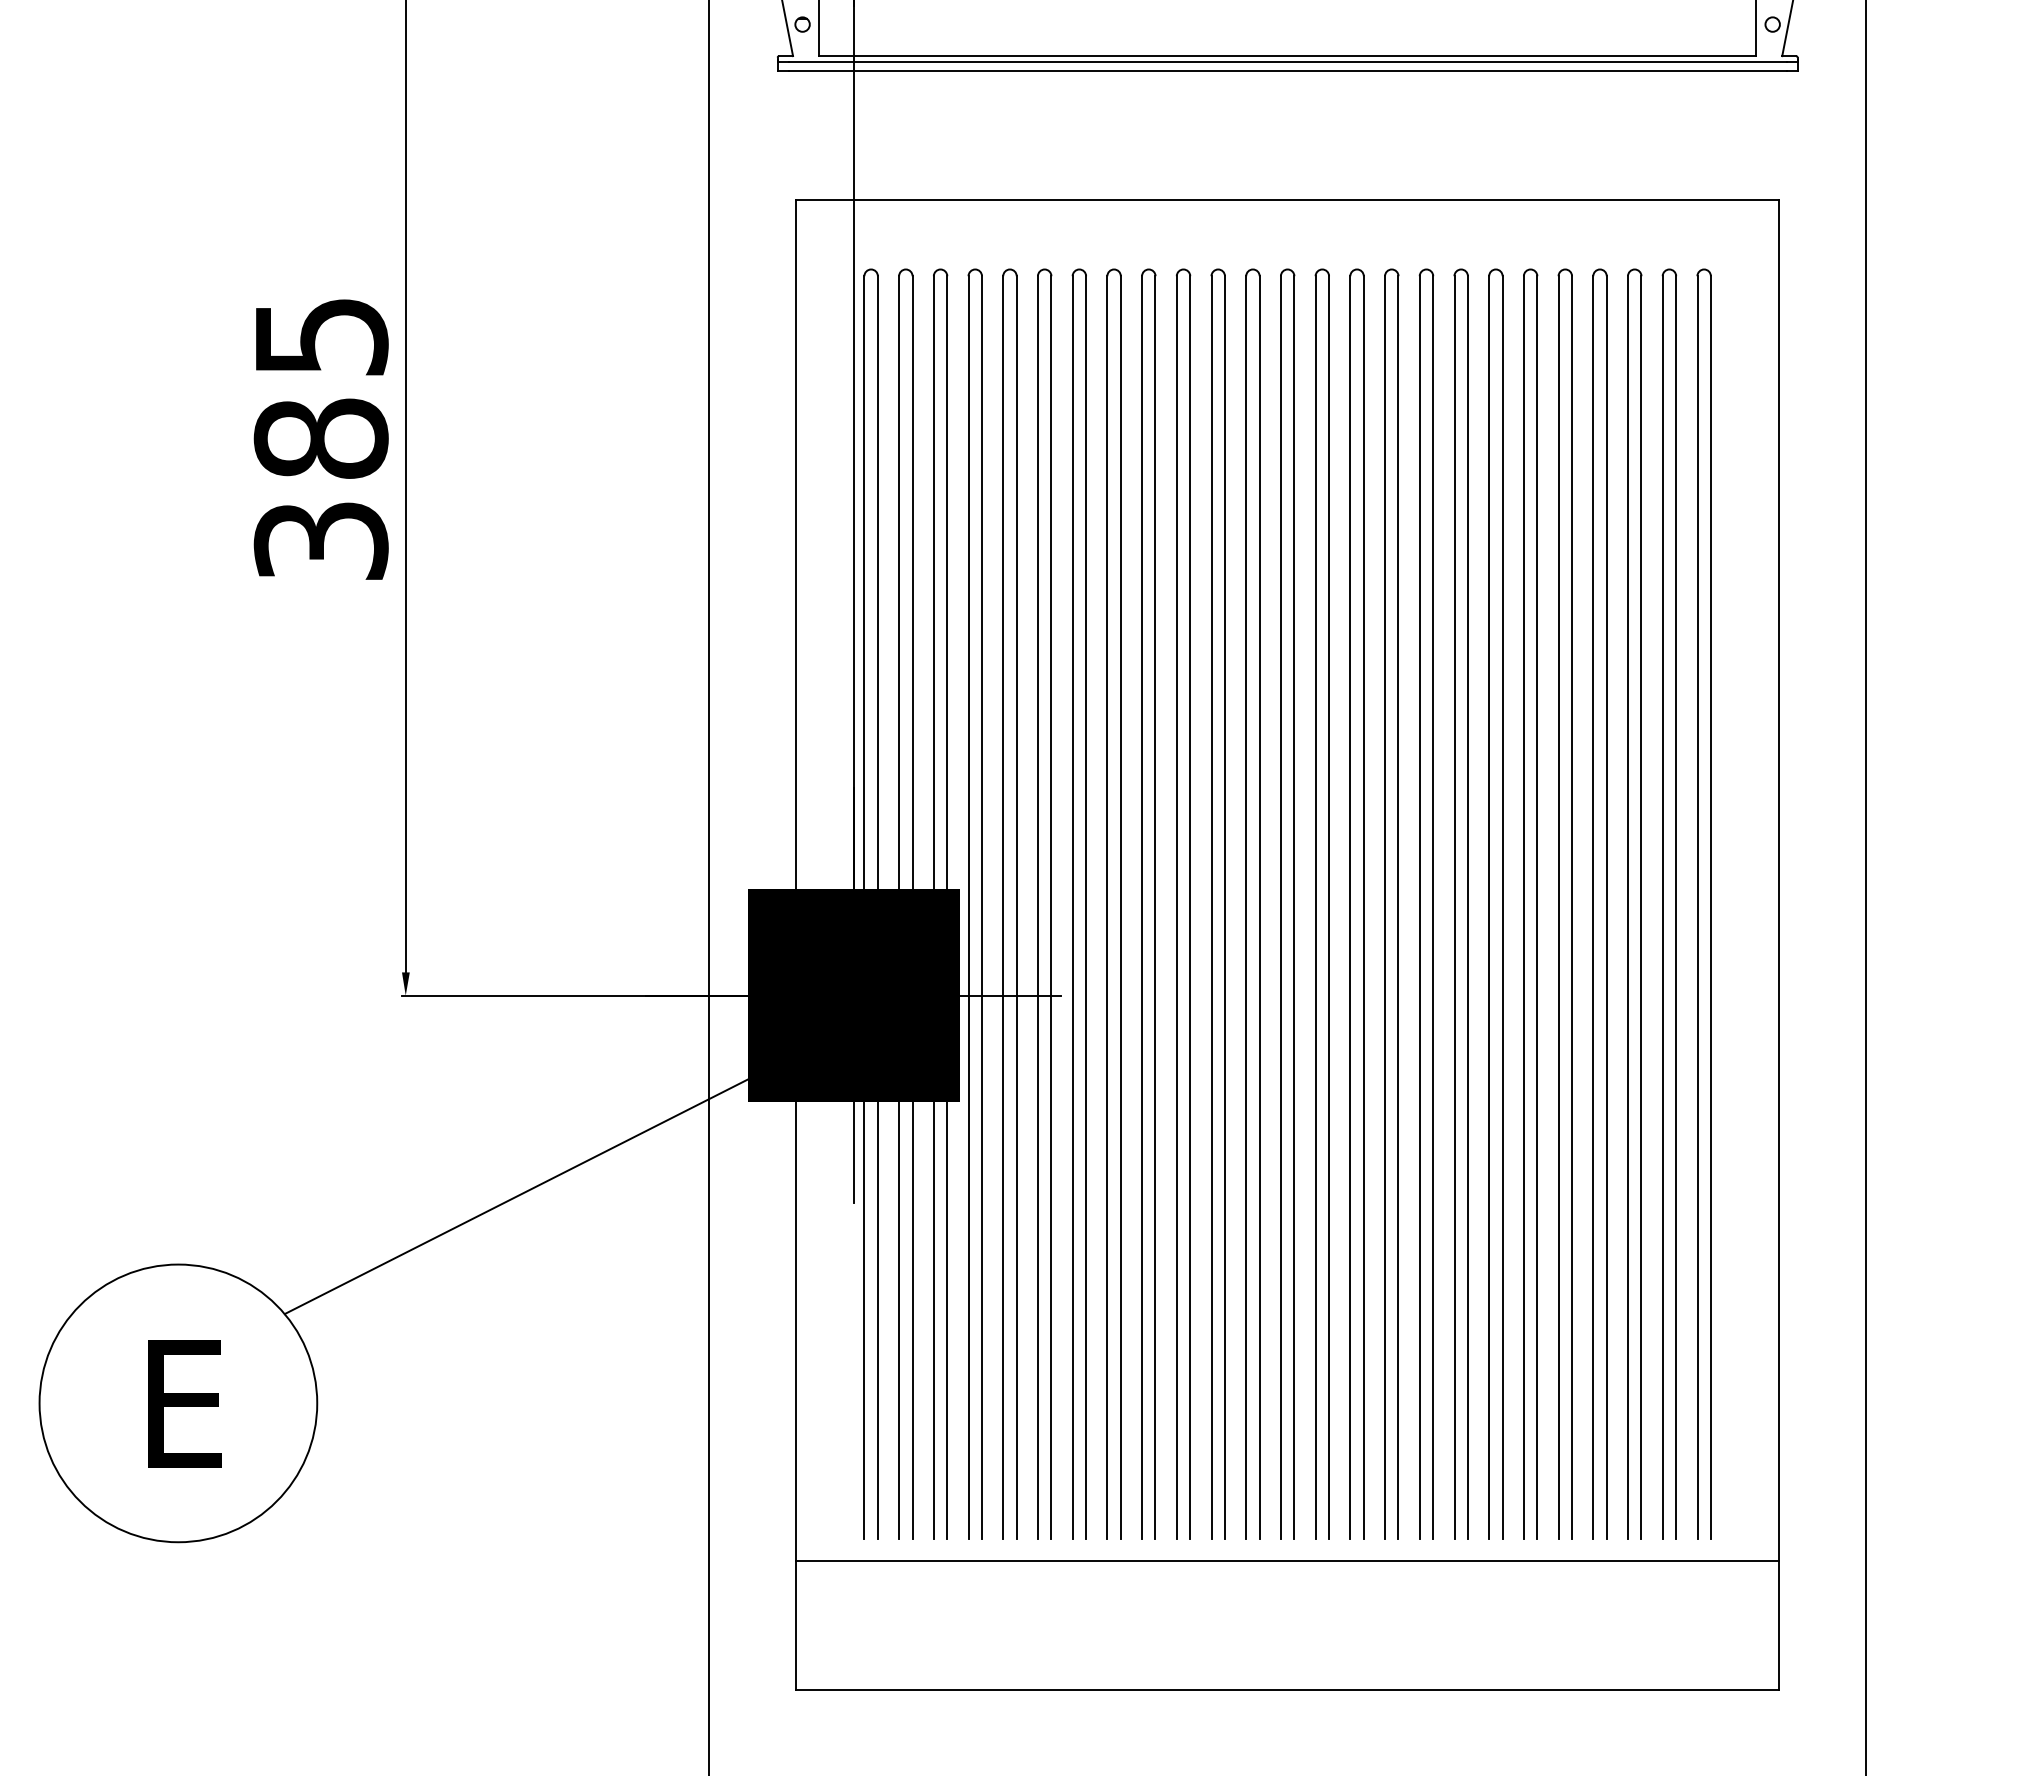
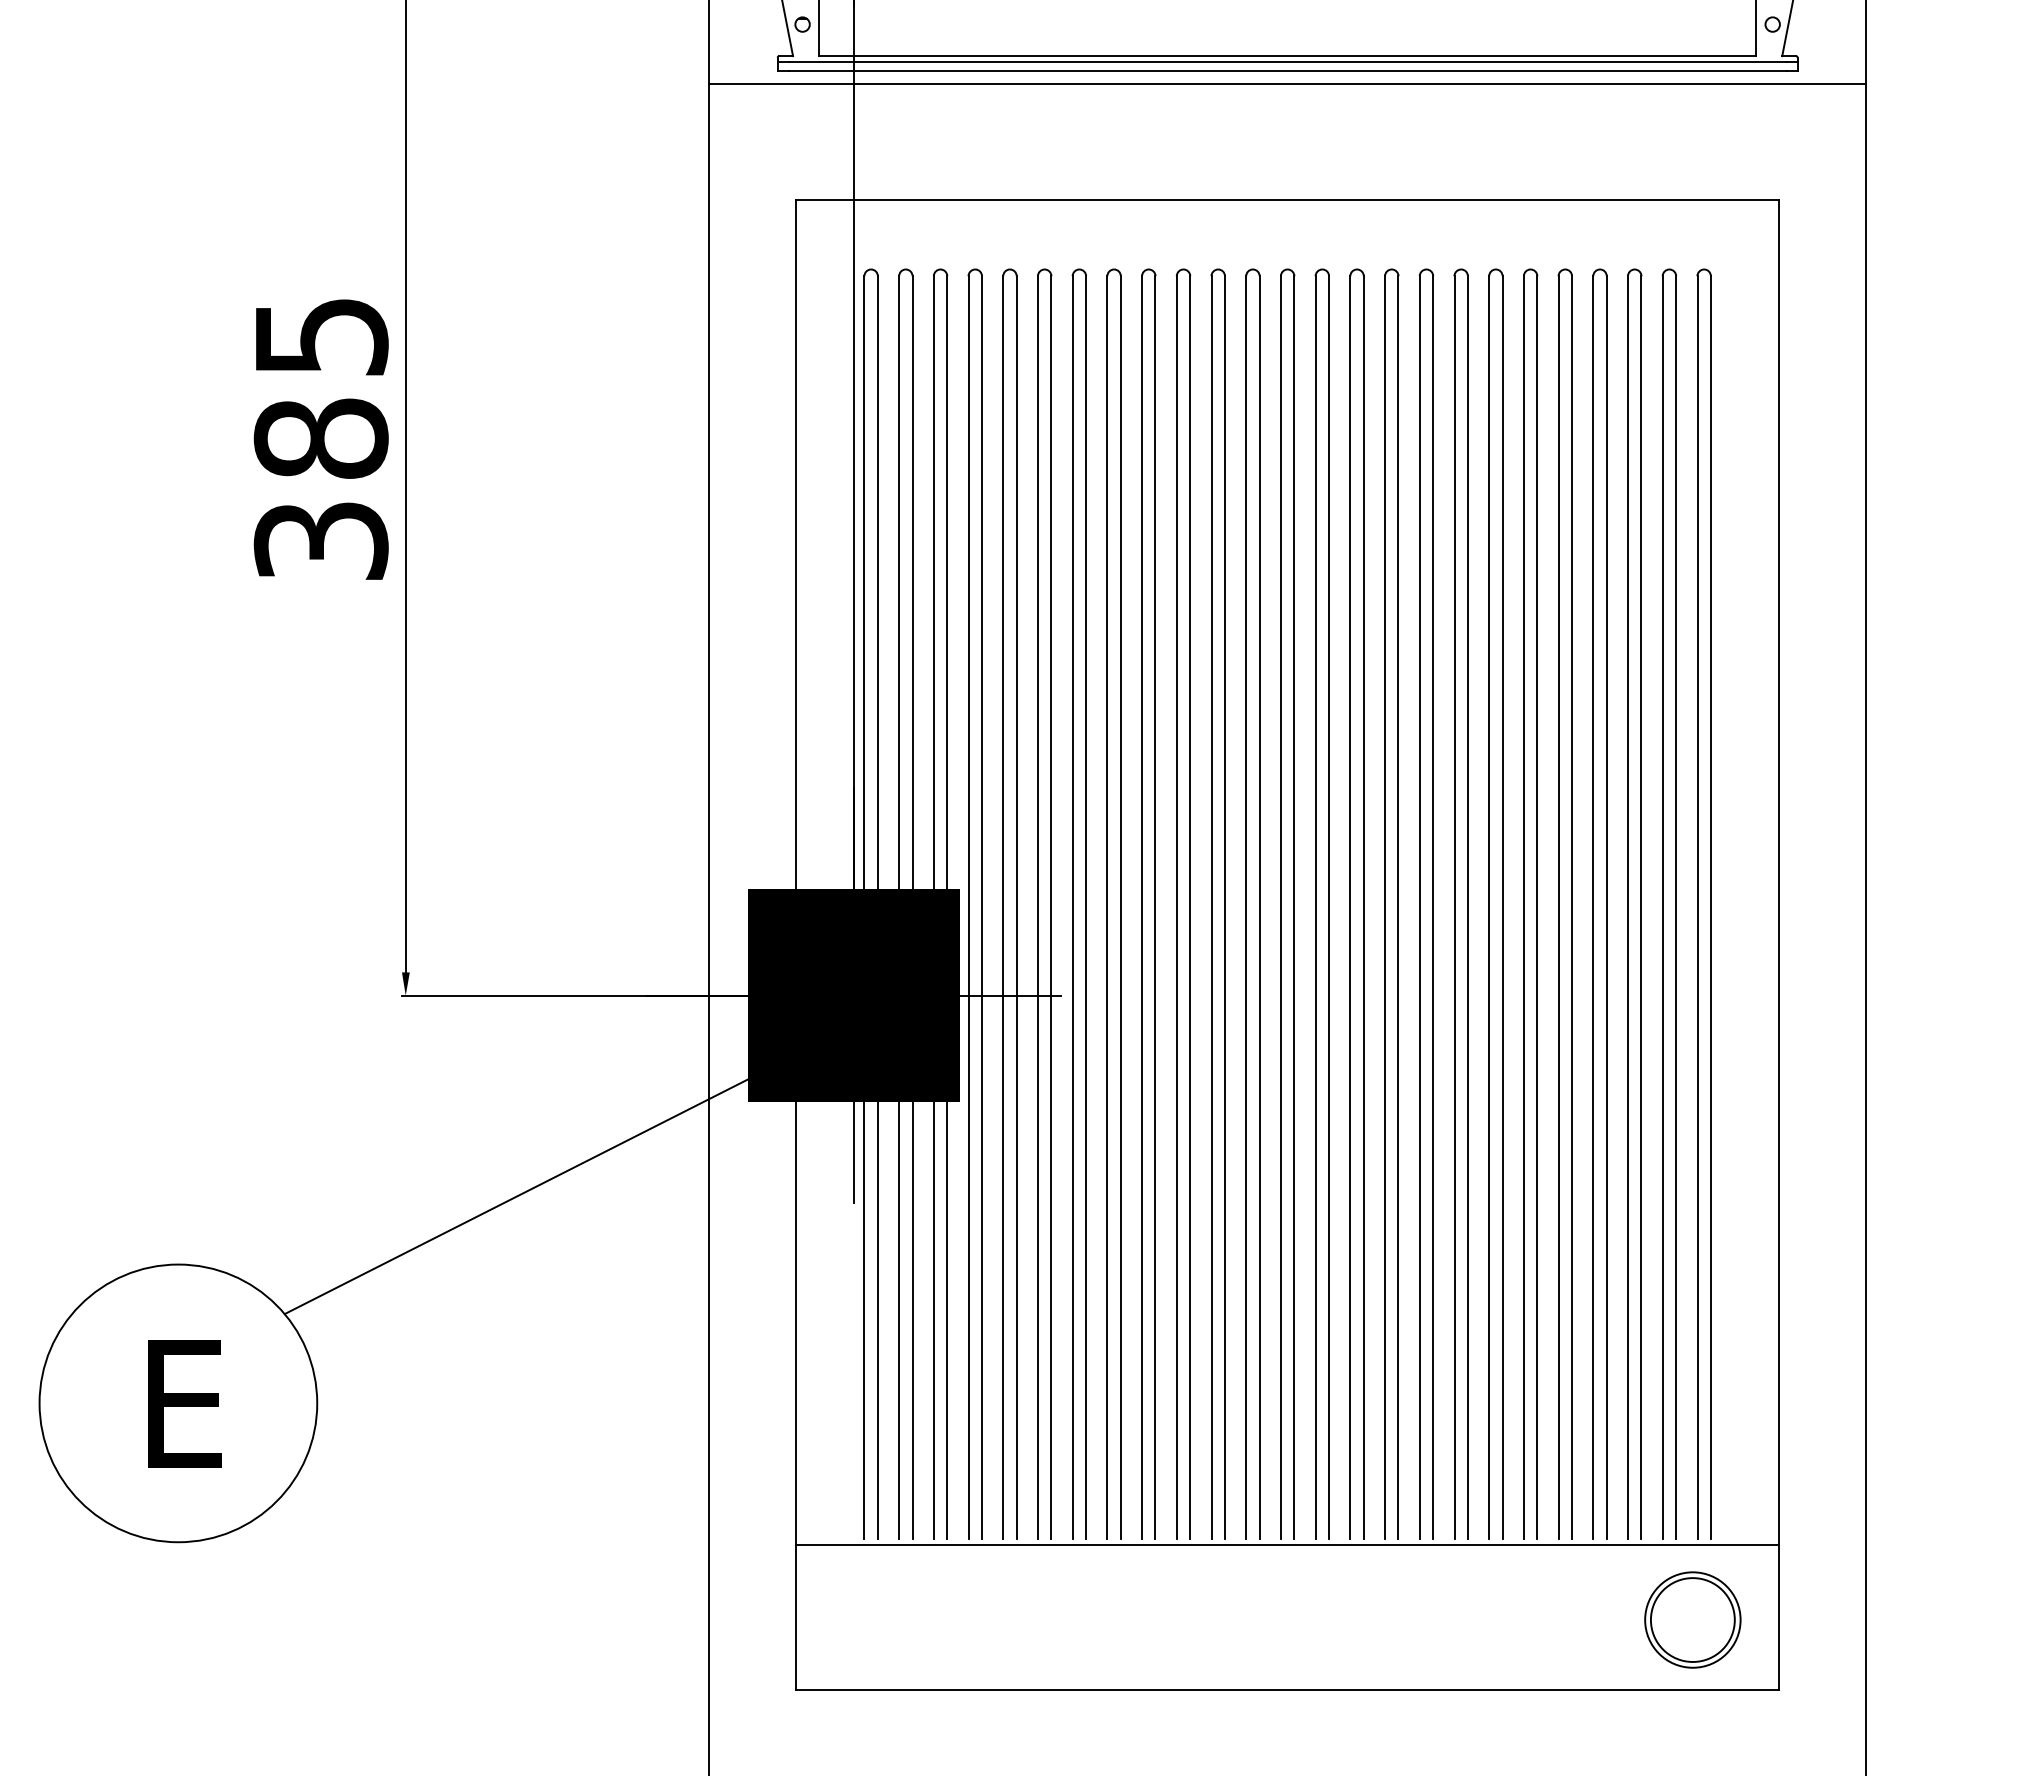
line: none -> present (1287, 84)
line position: (1287, 1561) -> (1287, 1545) (1287, 1545)
part: none -> present (1692, 1619)
